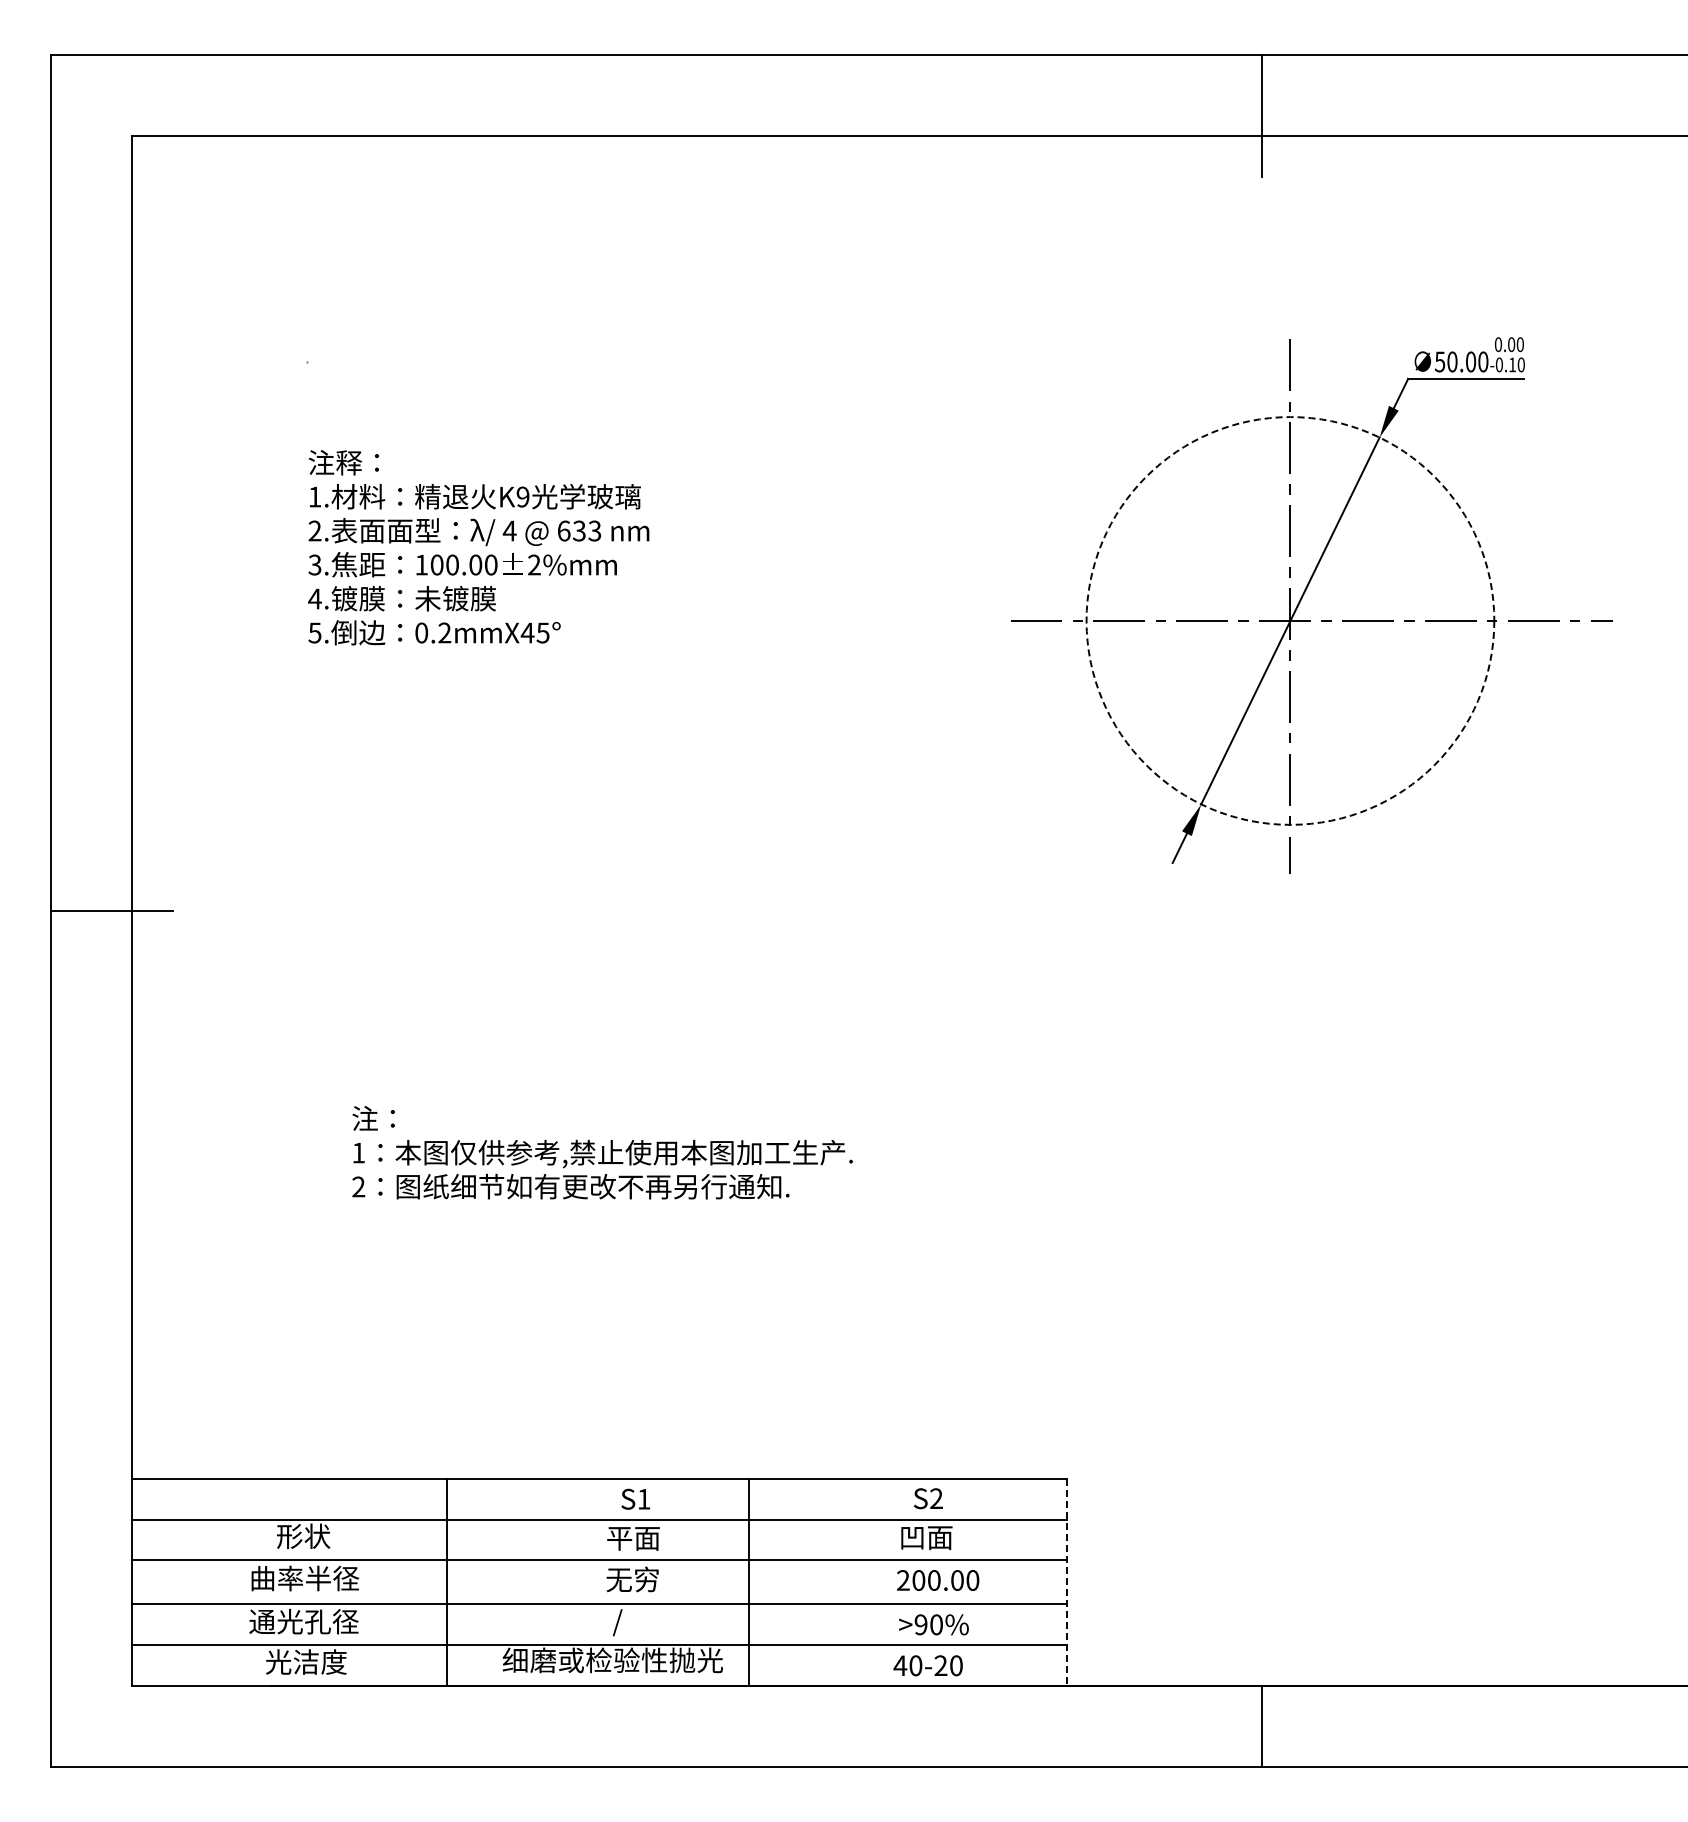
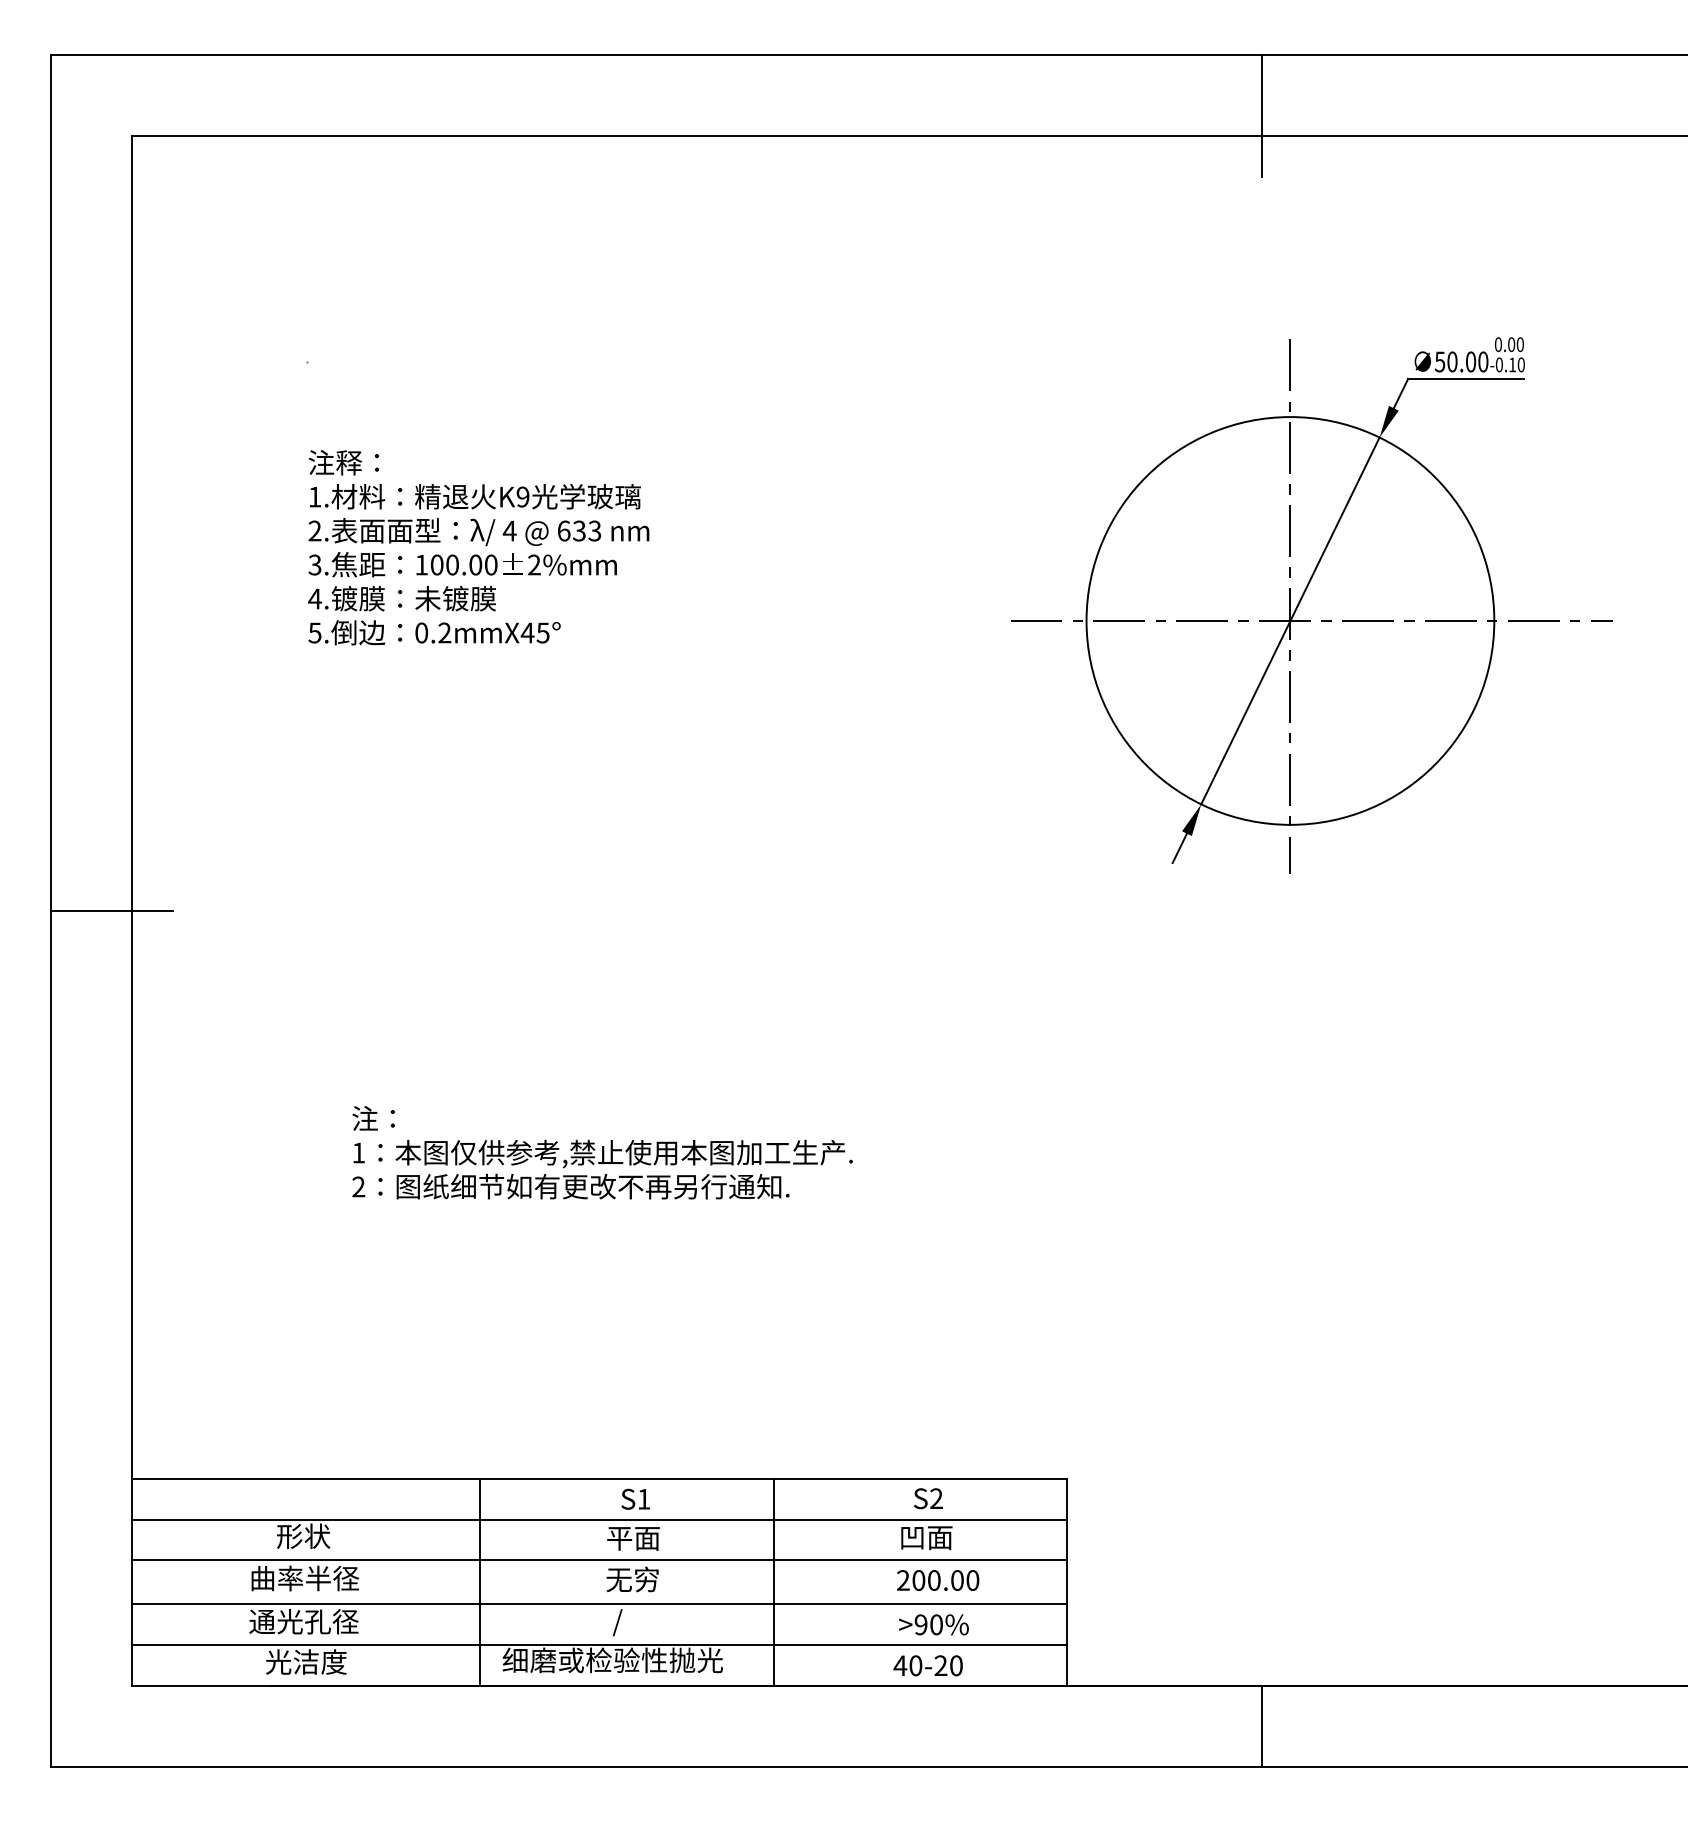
circle: dashed -> solid (1290, 620)
line position: (447, 1582) -> (480, 1582) (480, 1582)
line position: (748, 1582) -> (773, 1582) (773, 1582)
line: dashed -> solid (1067, 1583)
